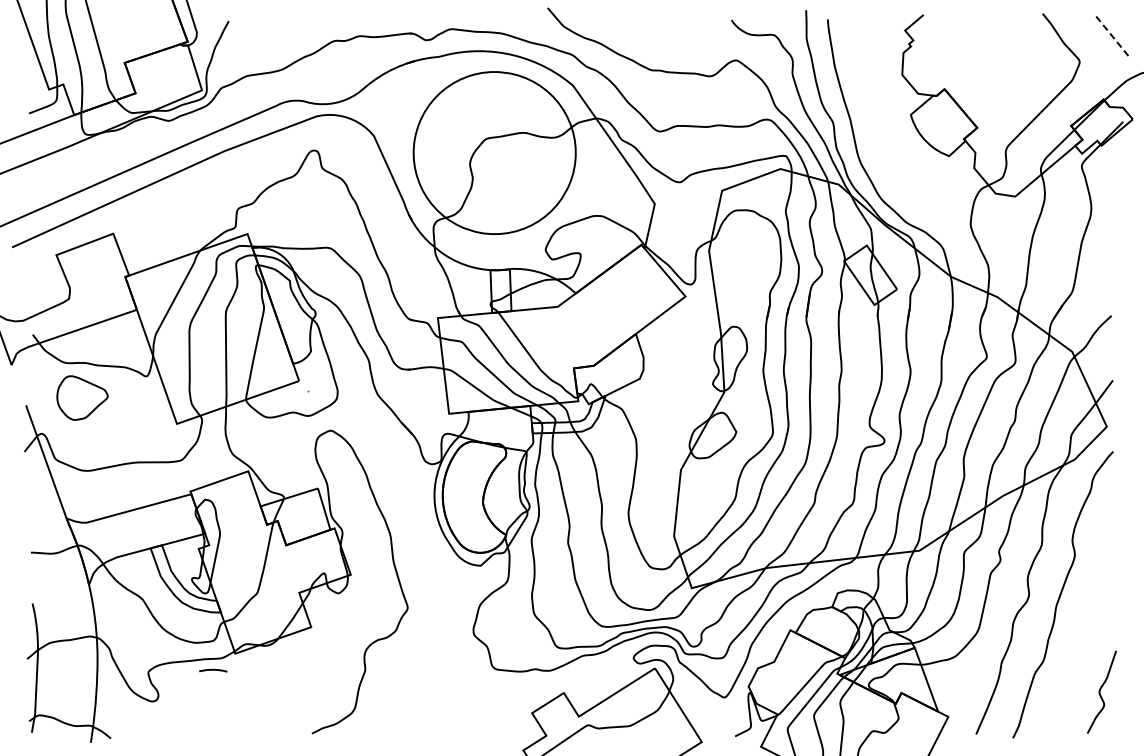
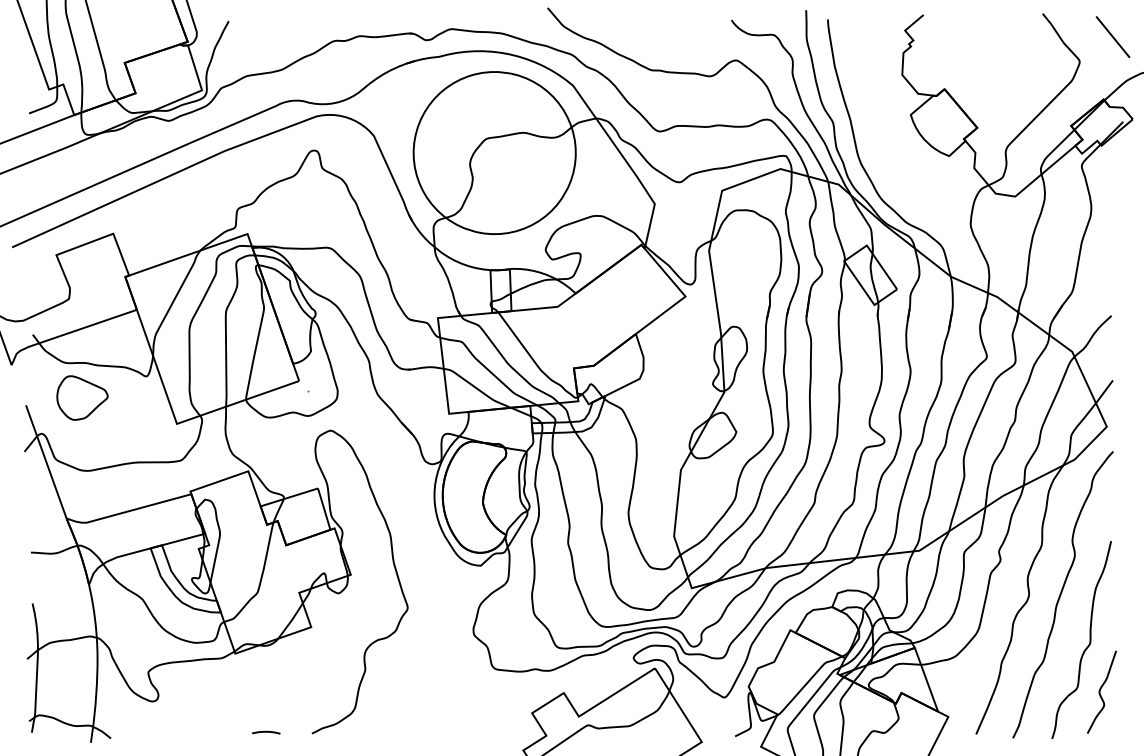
line: dashed -> solid (1113, 37)
curve: none -> present (1087, 645)
curve position: (213, 670) -> (266, 732) (266, 732)
